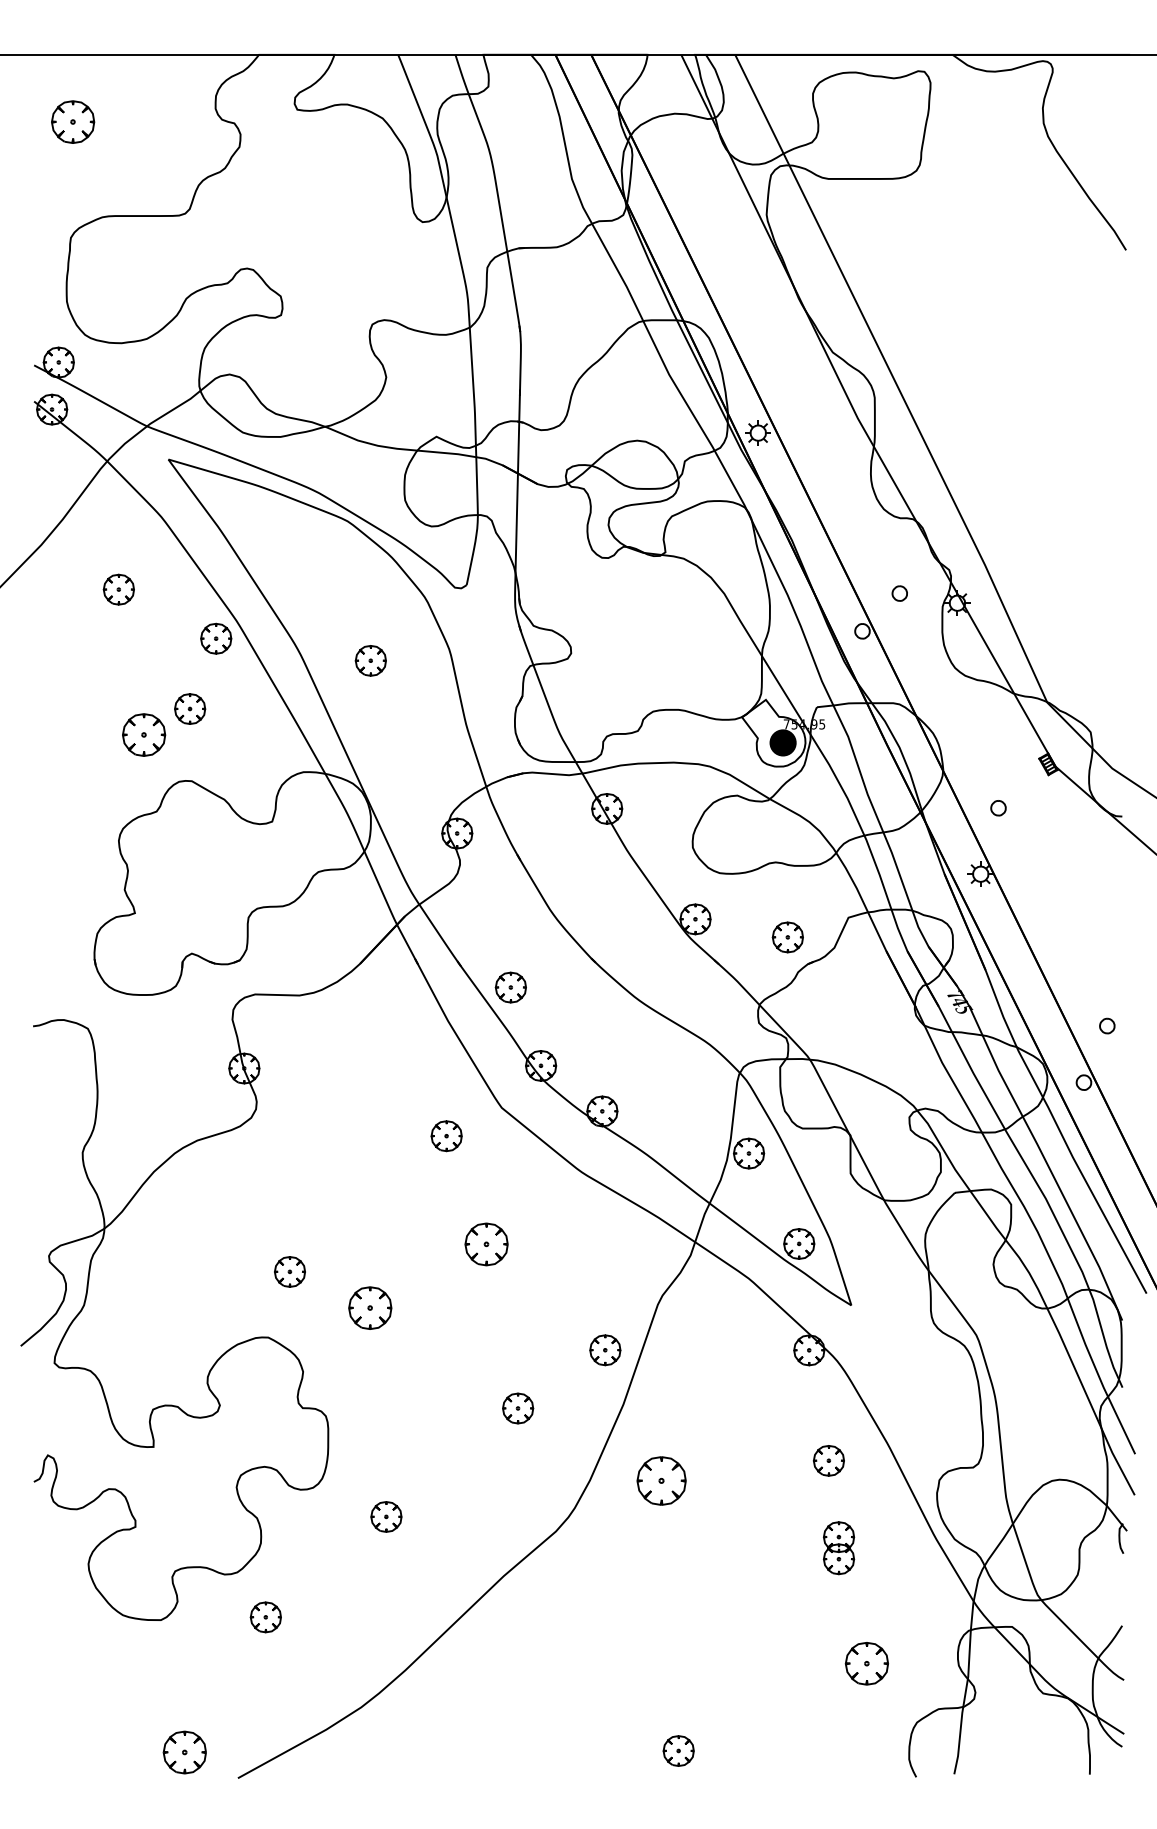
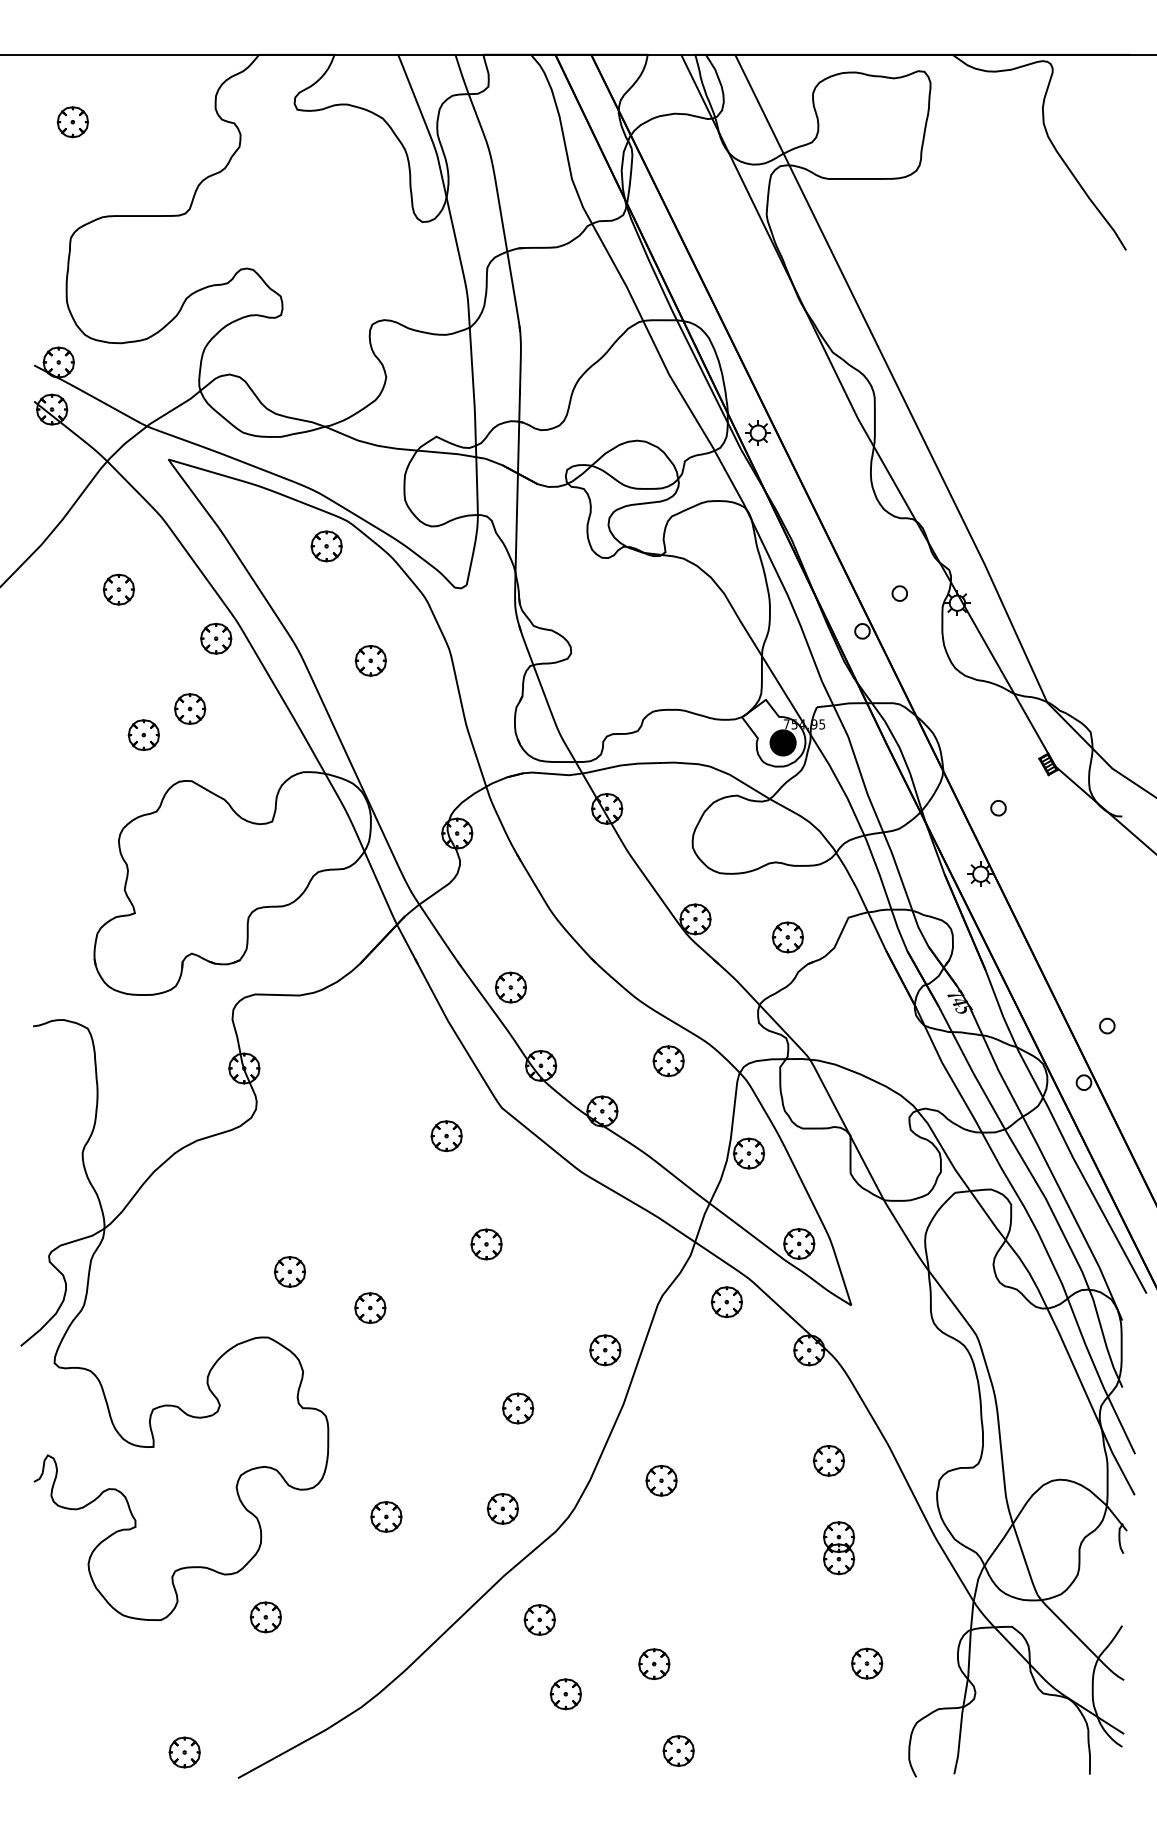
part size: 45x44 px -> 33x33 px (72, 122)
part: none -> present (326, 546)
part size: 45x44 px -> 33x33 px (143, 735)
part: none -> present (668, 1061)
part size: 45x45 px -> 33x33 px (486, 1244)
part: none -> present (726, 1302)
part size: 45x44 px -> 33x32 px (370, 1307)
part size: 51x50 px -> 33x33 px (661, 1480)
part: none -> present (502, 1508)
part: none -> present (539, 1619)
part size: 45x44 px -> 33x33 px (867, 1663)
part: none -> present (654, 1664)
part: none -> present (565, 1694)
part size: 45x45 px -> 33x33 px (184, 1752)
